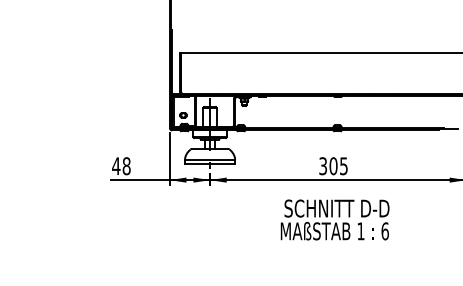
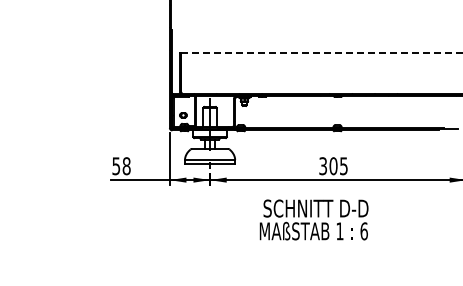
line: solid -> dashed (322, 52)
text: 48 -> 58 (116, 166)
text position: (334, 219) -> (313, 219) (313, 219)
